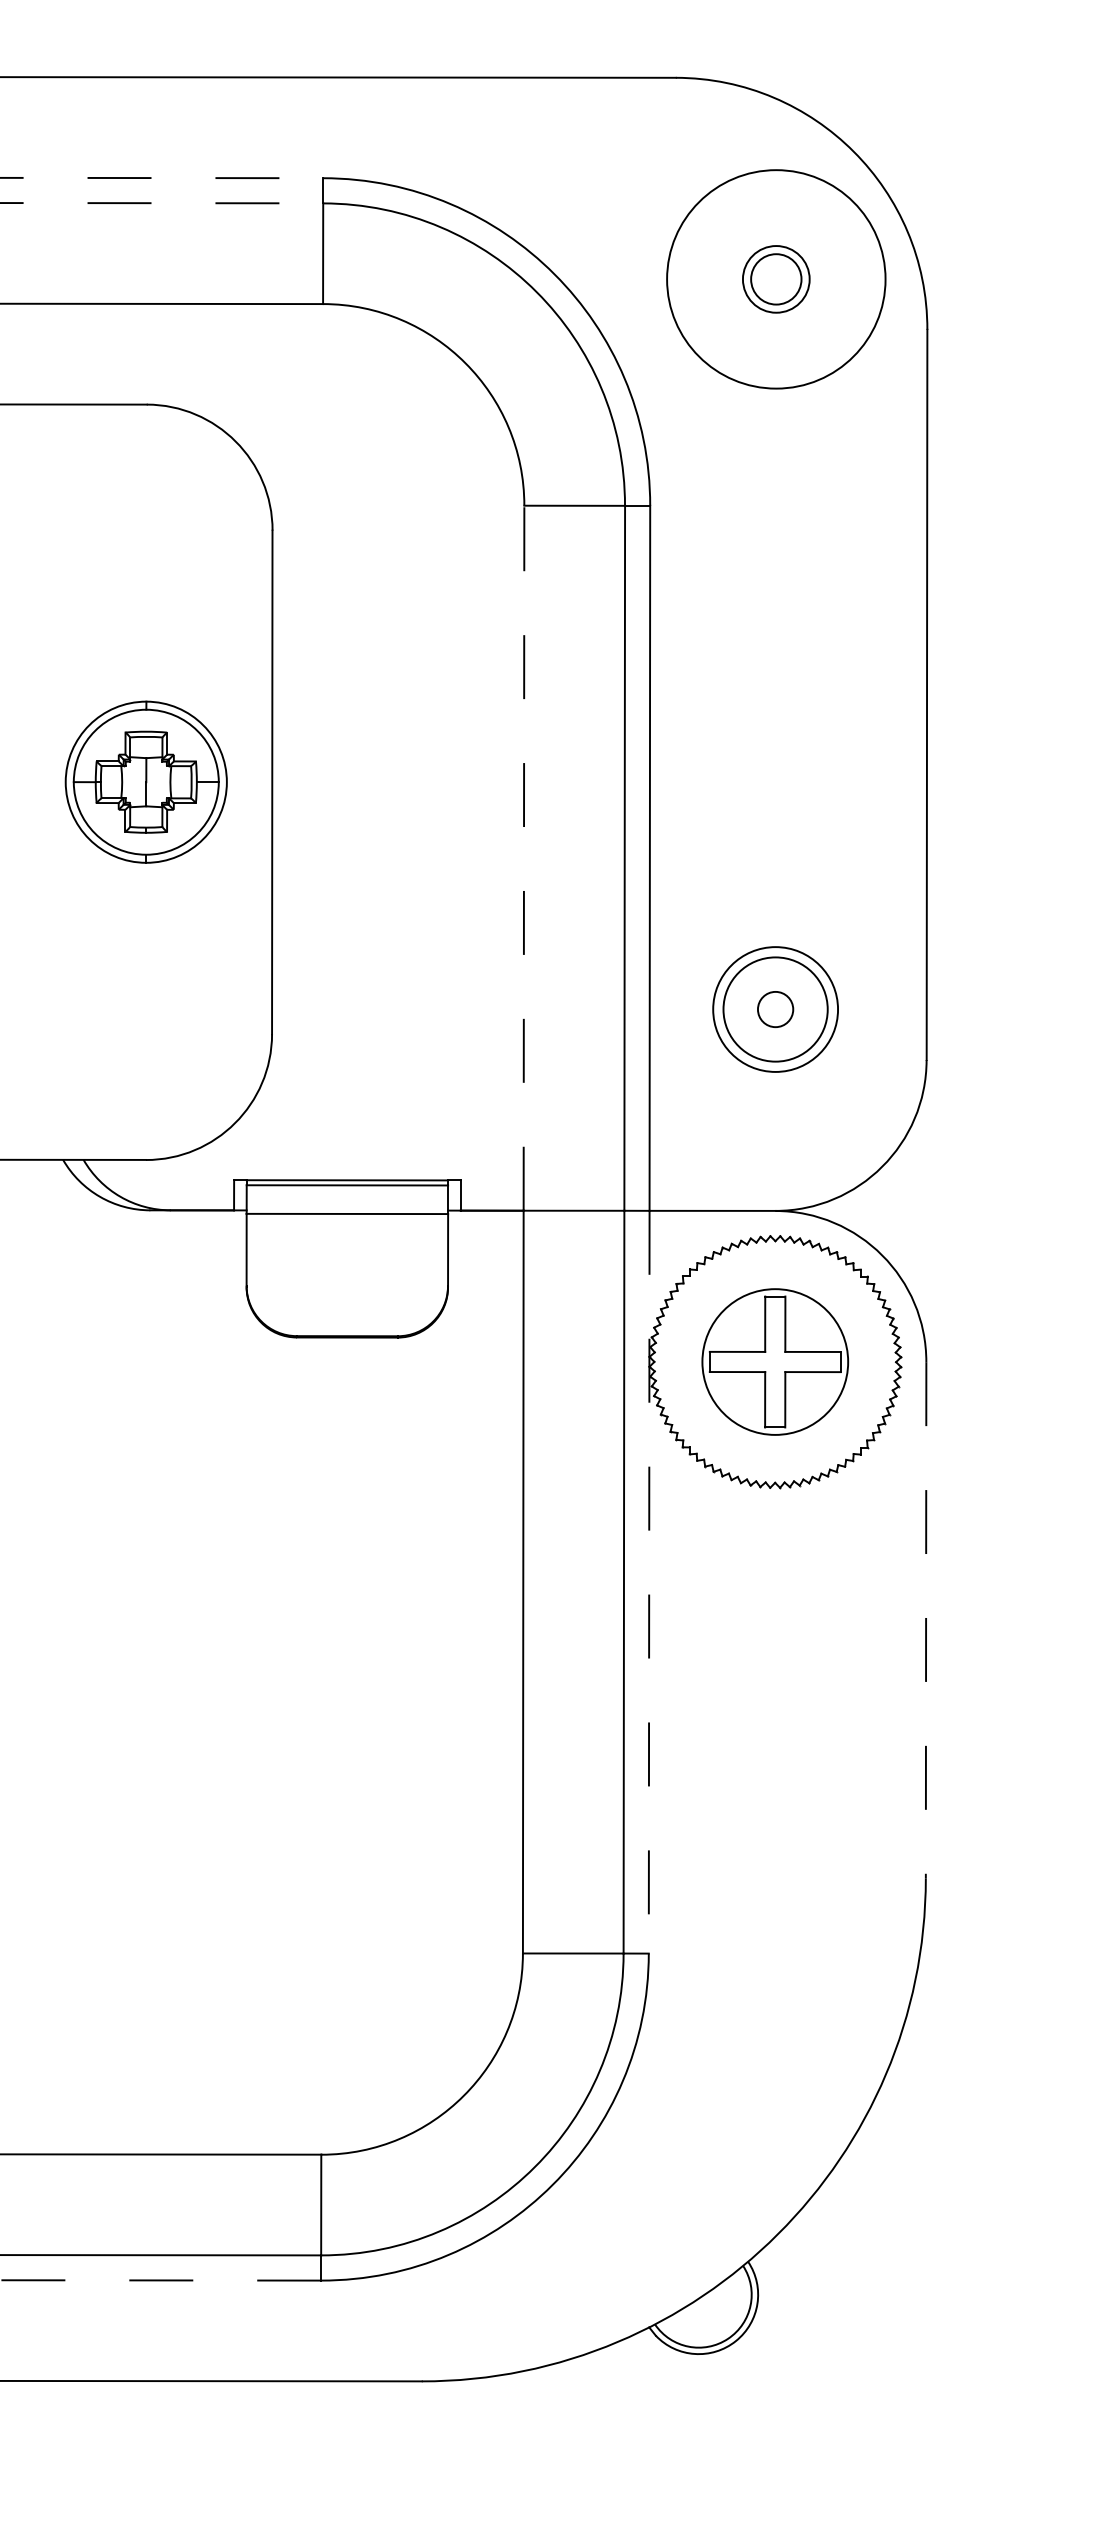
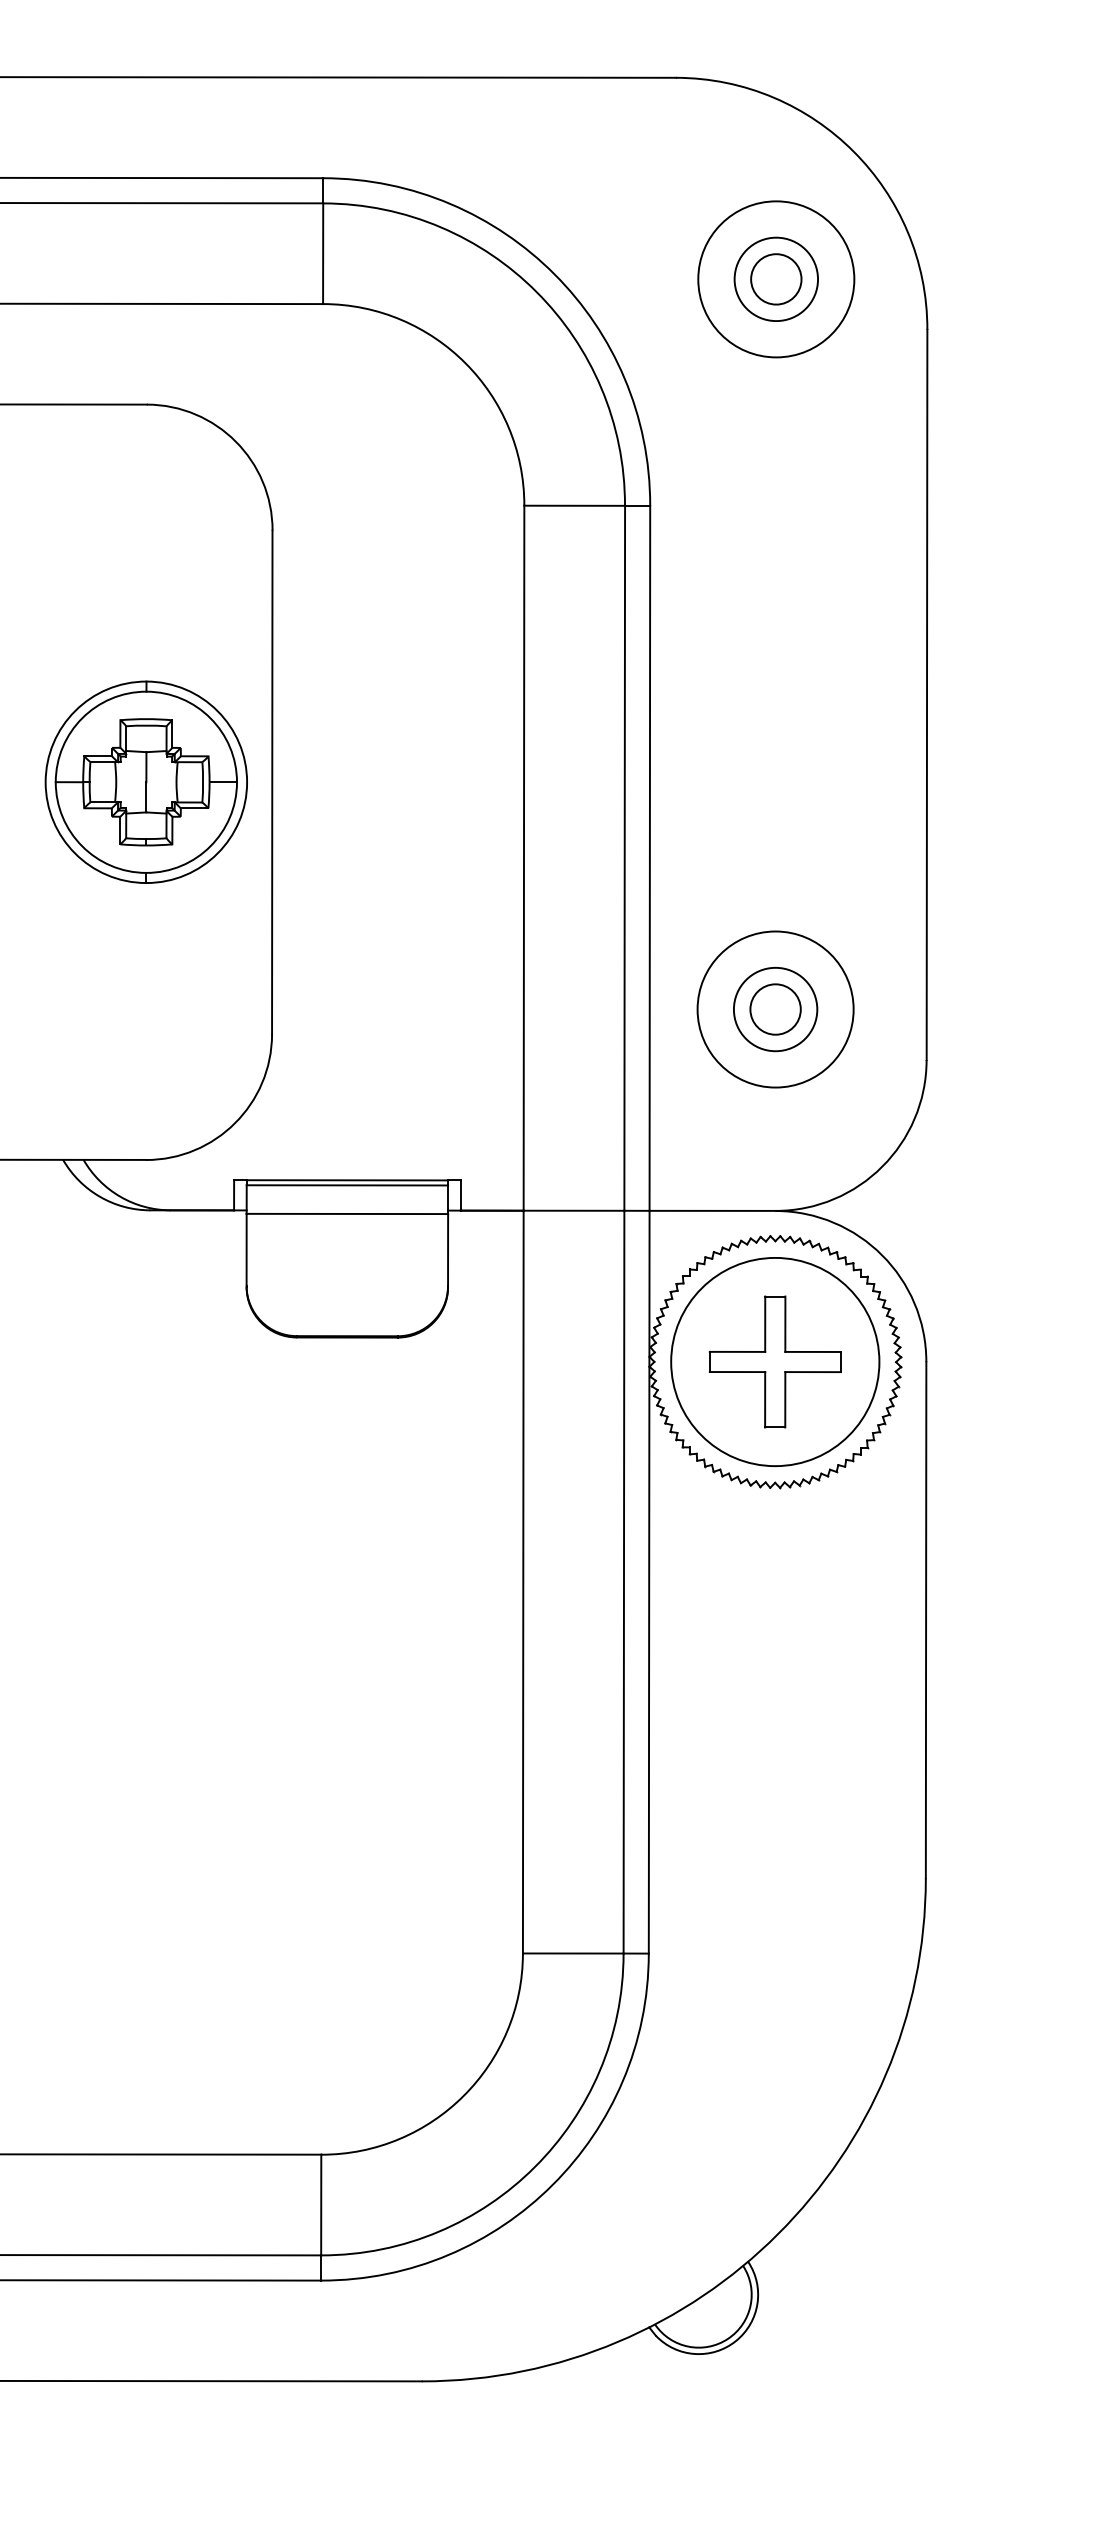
line: dashed -> solid (162, 178)
line: dashed -> solid (162, 203)
circle diameter: 67 px -> 83 px (776, 279)
circle diameter: 218 px -> 156 px (776, 279)
part size: 164x164 px -> 204x204 px (145, 781)
line: dashed -> solid (524, 858)
circle diameter: 104 px -> 83 px (775, 1009)
circle diameter: 125 px -> 156 px (775, 1009)
circle diameter: 35 px -> 50 px (775, 1009)
circle diameter: 146 px -> 208 px (775, 1361)
line: dashed -> solid (649, 1582)
line: dashed -> solid (926, 1620)
line: dashed -> solid (160, 2280)
